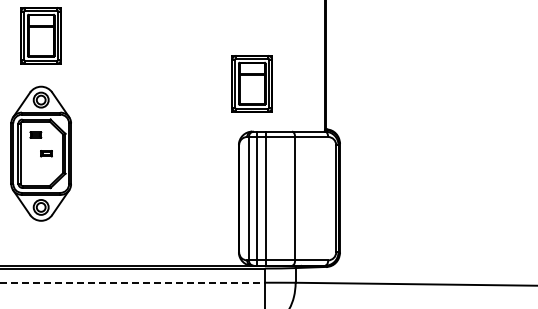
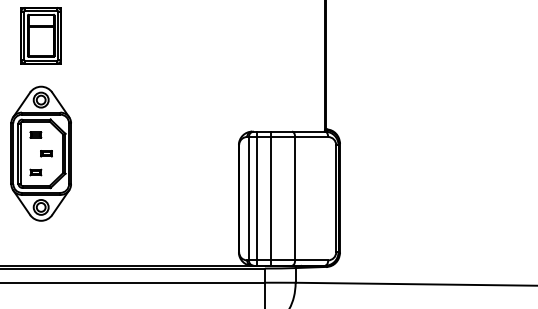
part: present -> none (251, 83)
part: none -> present (35, 172)
line position: (265, 198) -> (270, 198) (270, 198)
line: dashed -> solid (133, 282)
